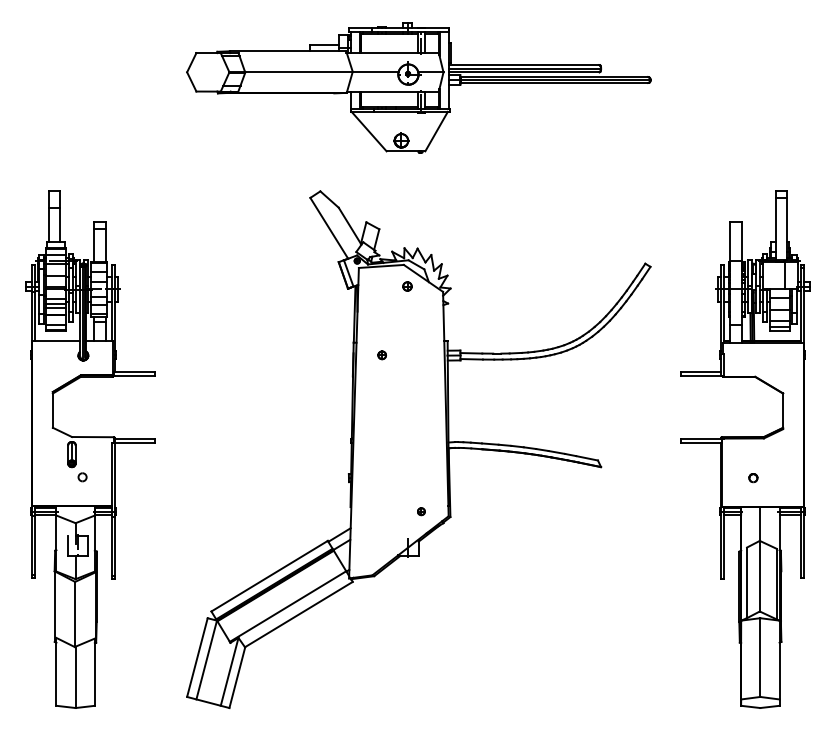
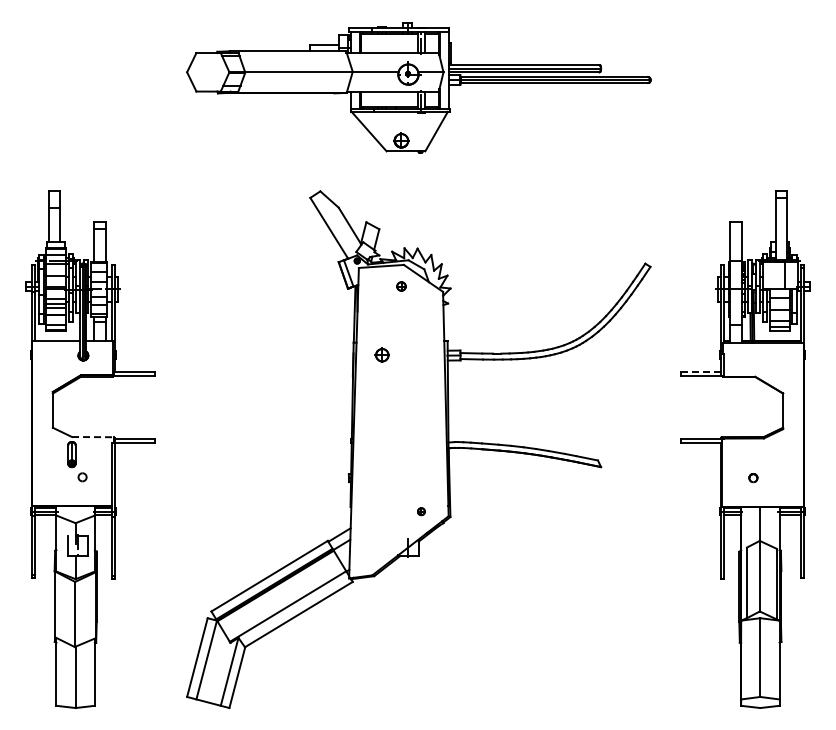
part position: (407, 286) -> (401, 286) (401, 286)
part size: 10x11 px -> 16x16 px (381, 354)
line: solid -> dashed (701, 371)
line: solid -> dashed (93, 437)
